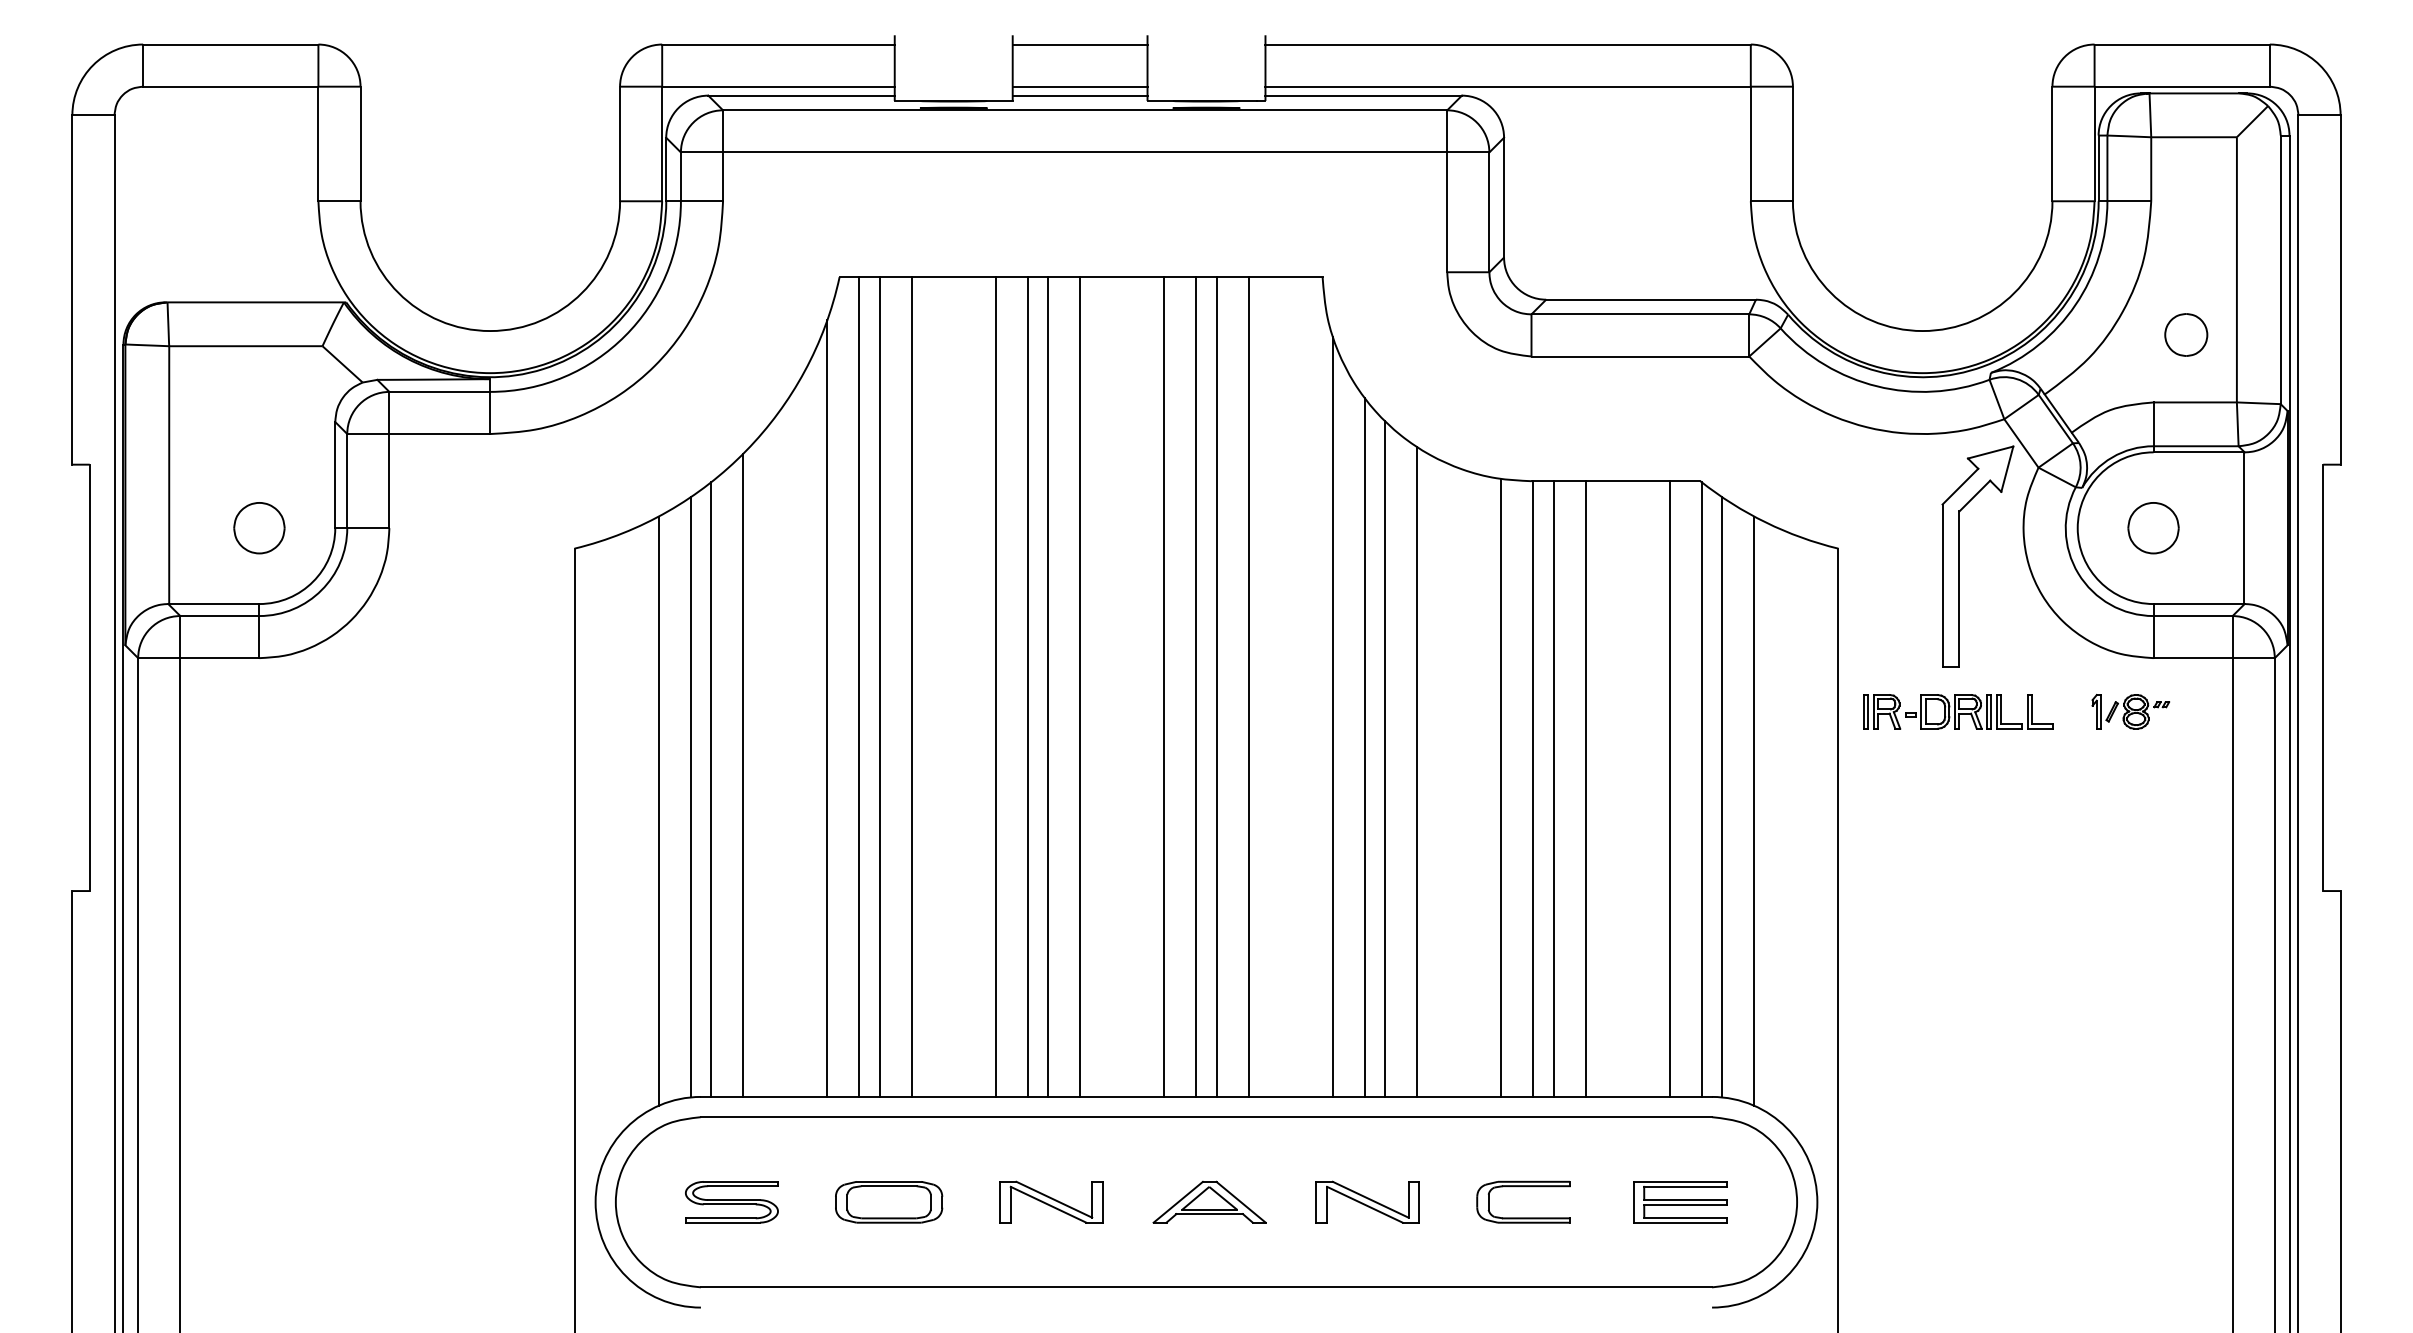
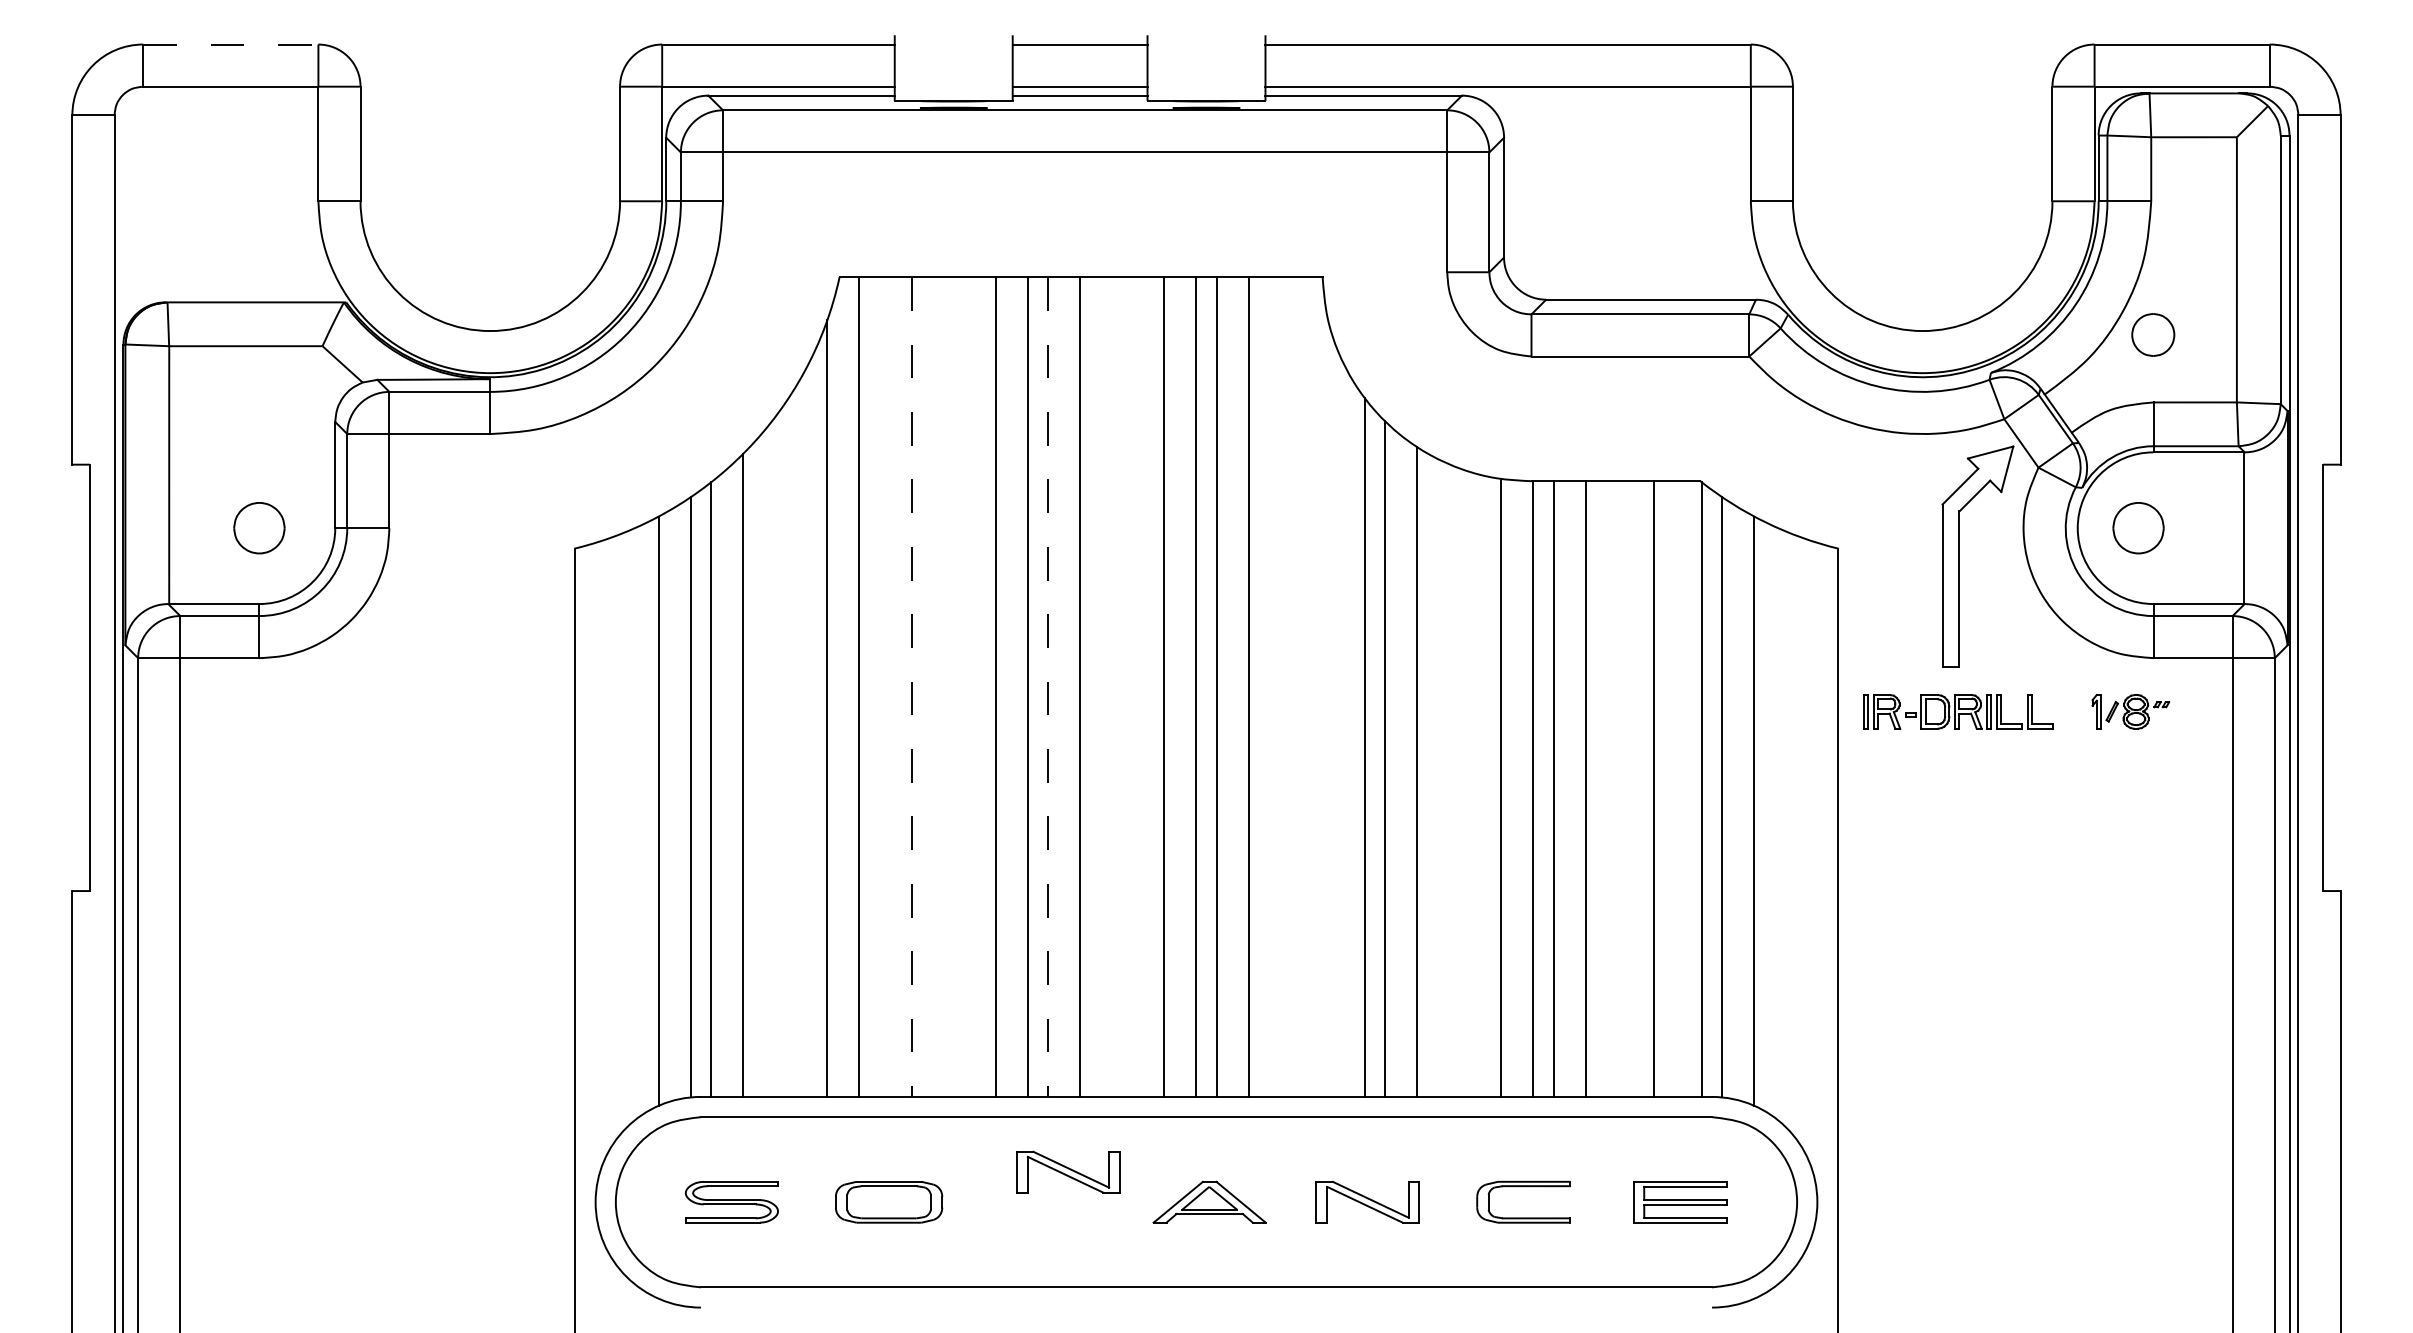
line: solid -> dashed (230, 44)
part position: (2186, 334) -> (2153, 334) (2153, 334)
part position: (2153, 528) -> (2138, 528) (2138, 528)
line: present -> none (879, 686)
line: solid -> dashed (911, 687)
line: solid -> dashed (1048, 687)
line: present -> none (1332, 716)
line position: (1669, 788) -> (1653, 788) (1653, 788)
part position: (1051, 1201) -> (1068, 1171) (1068, 1171)
